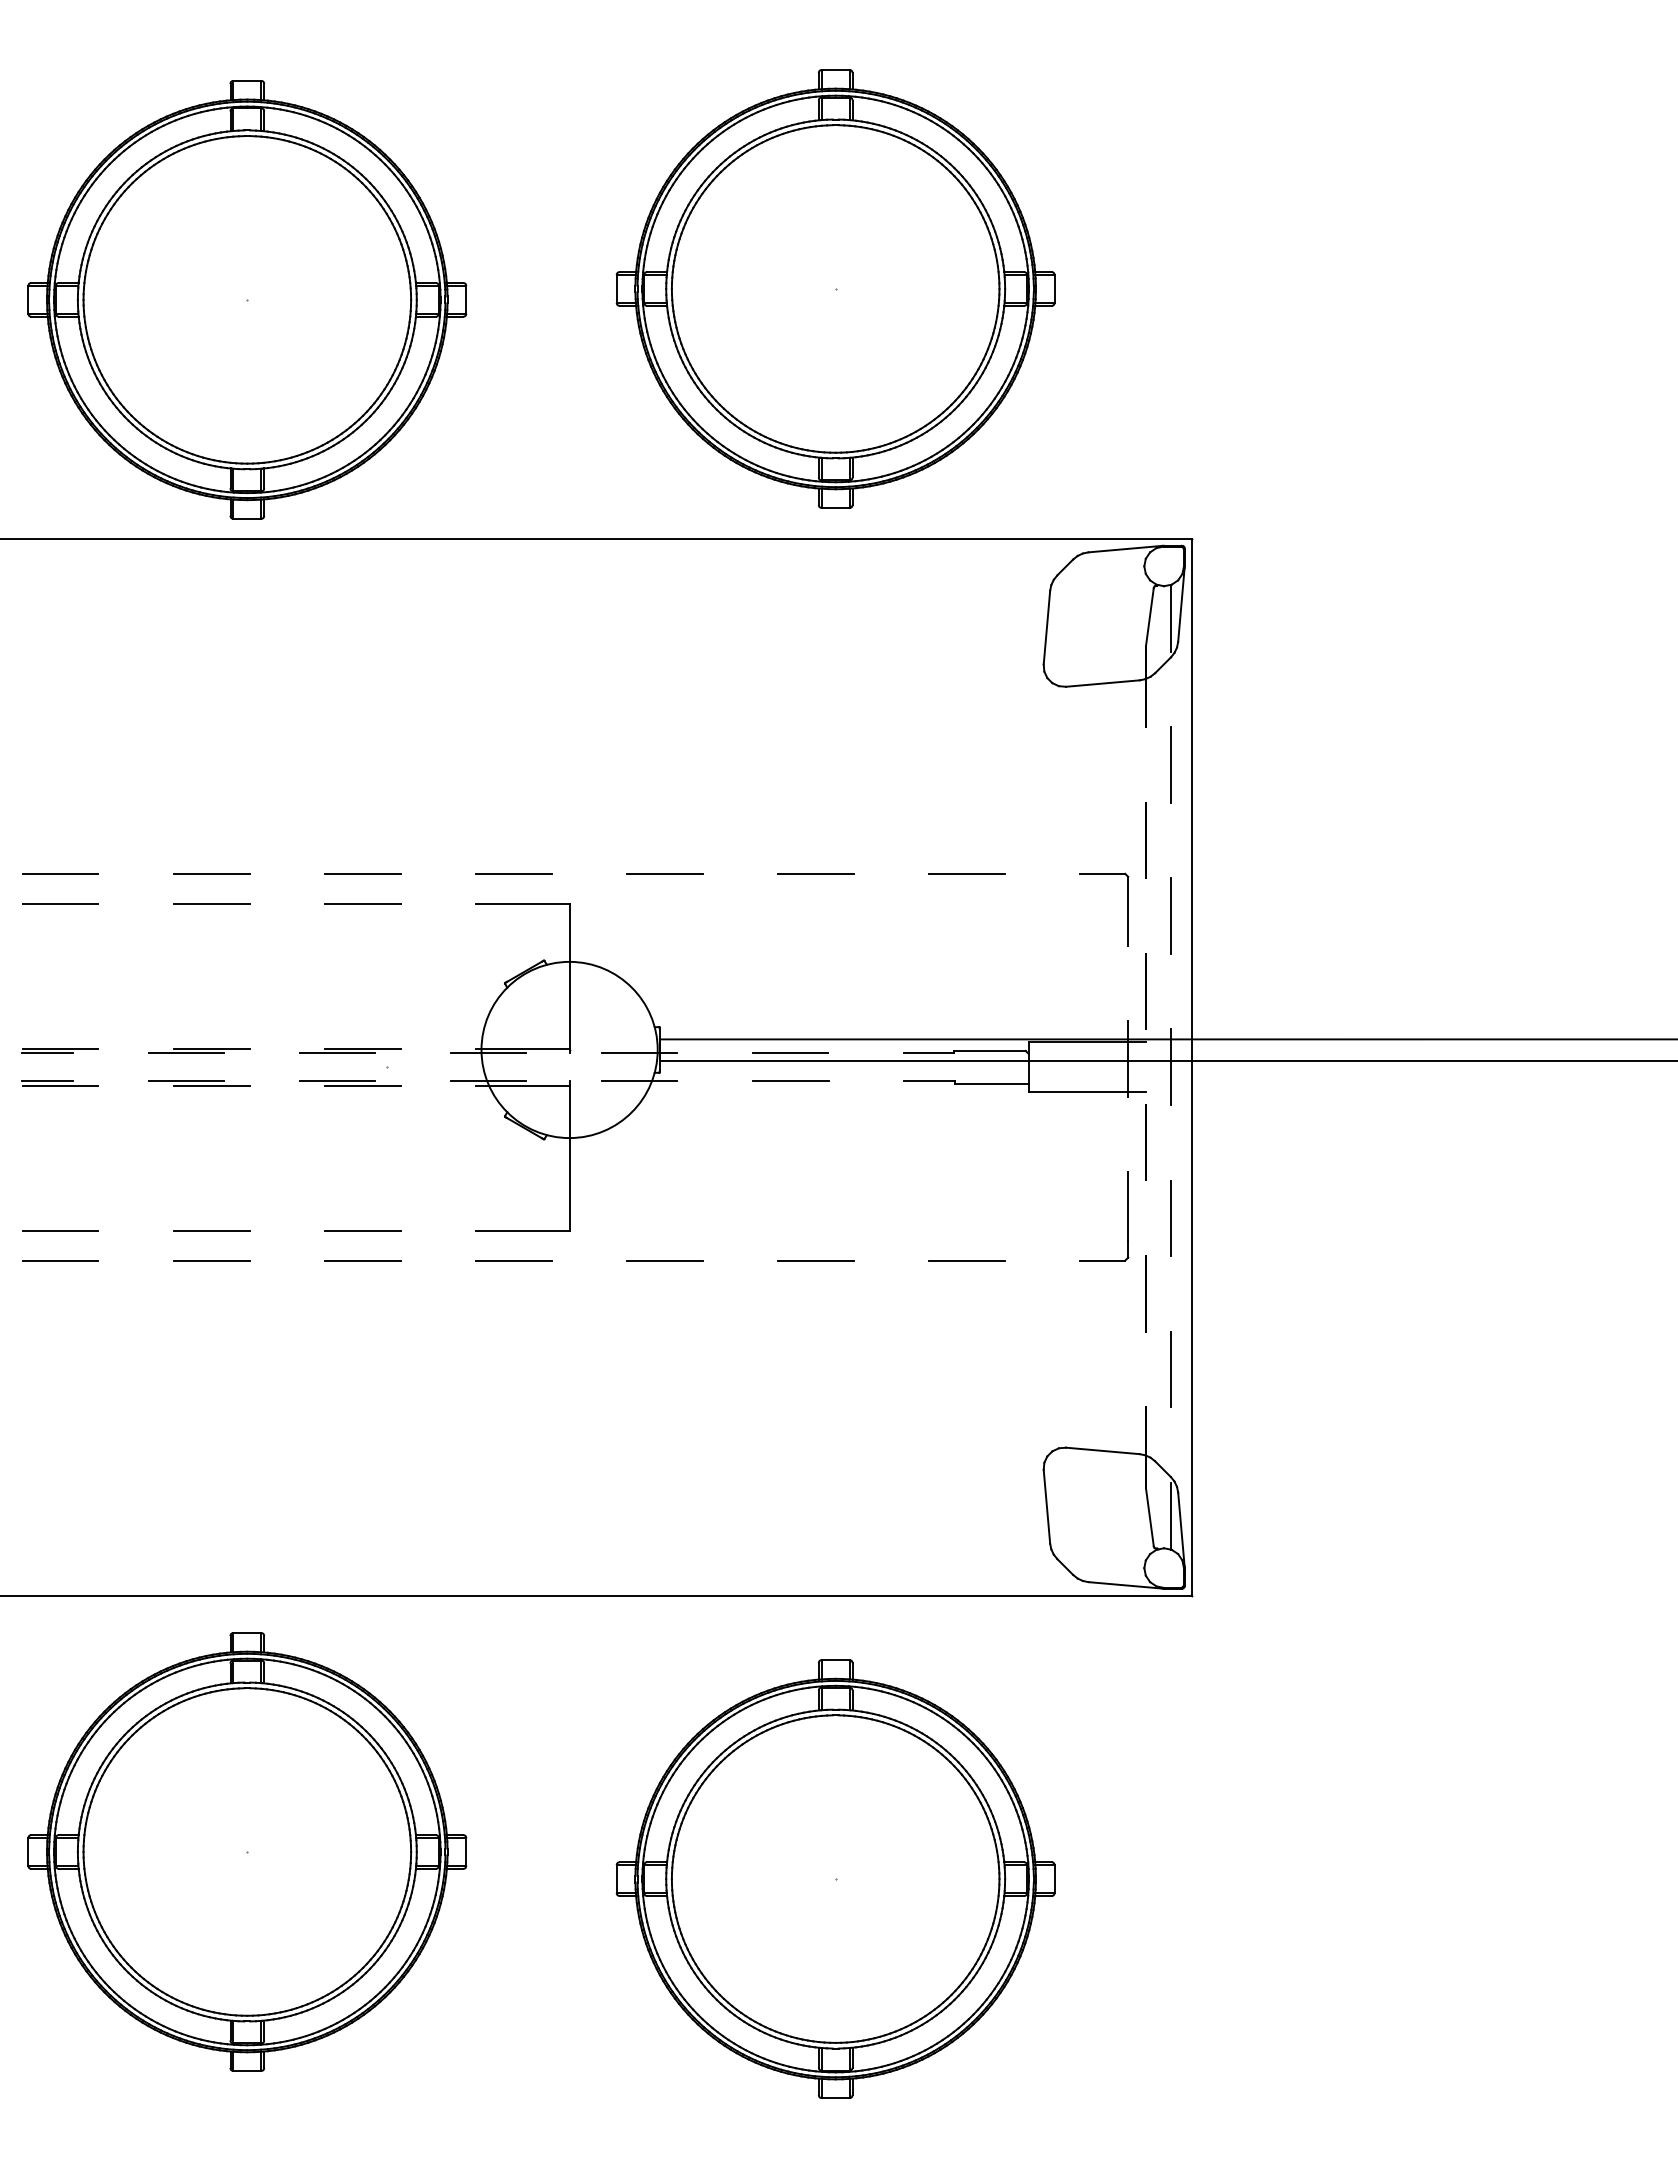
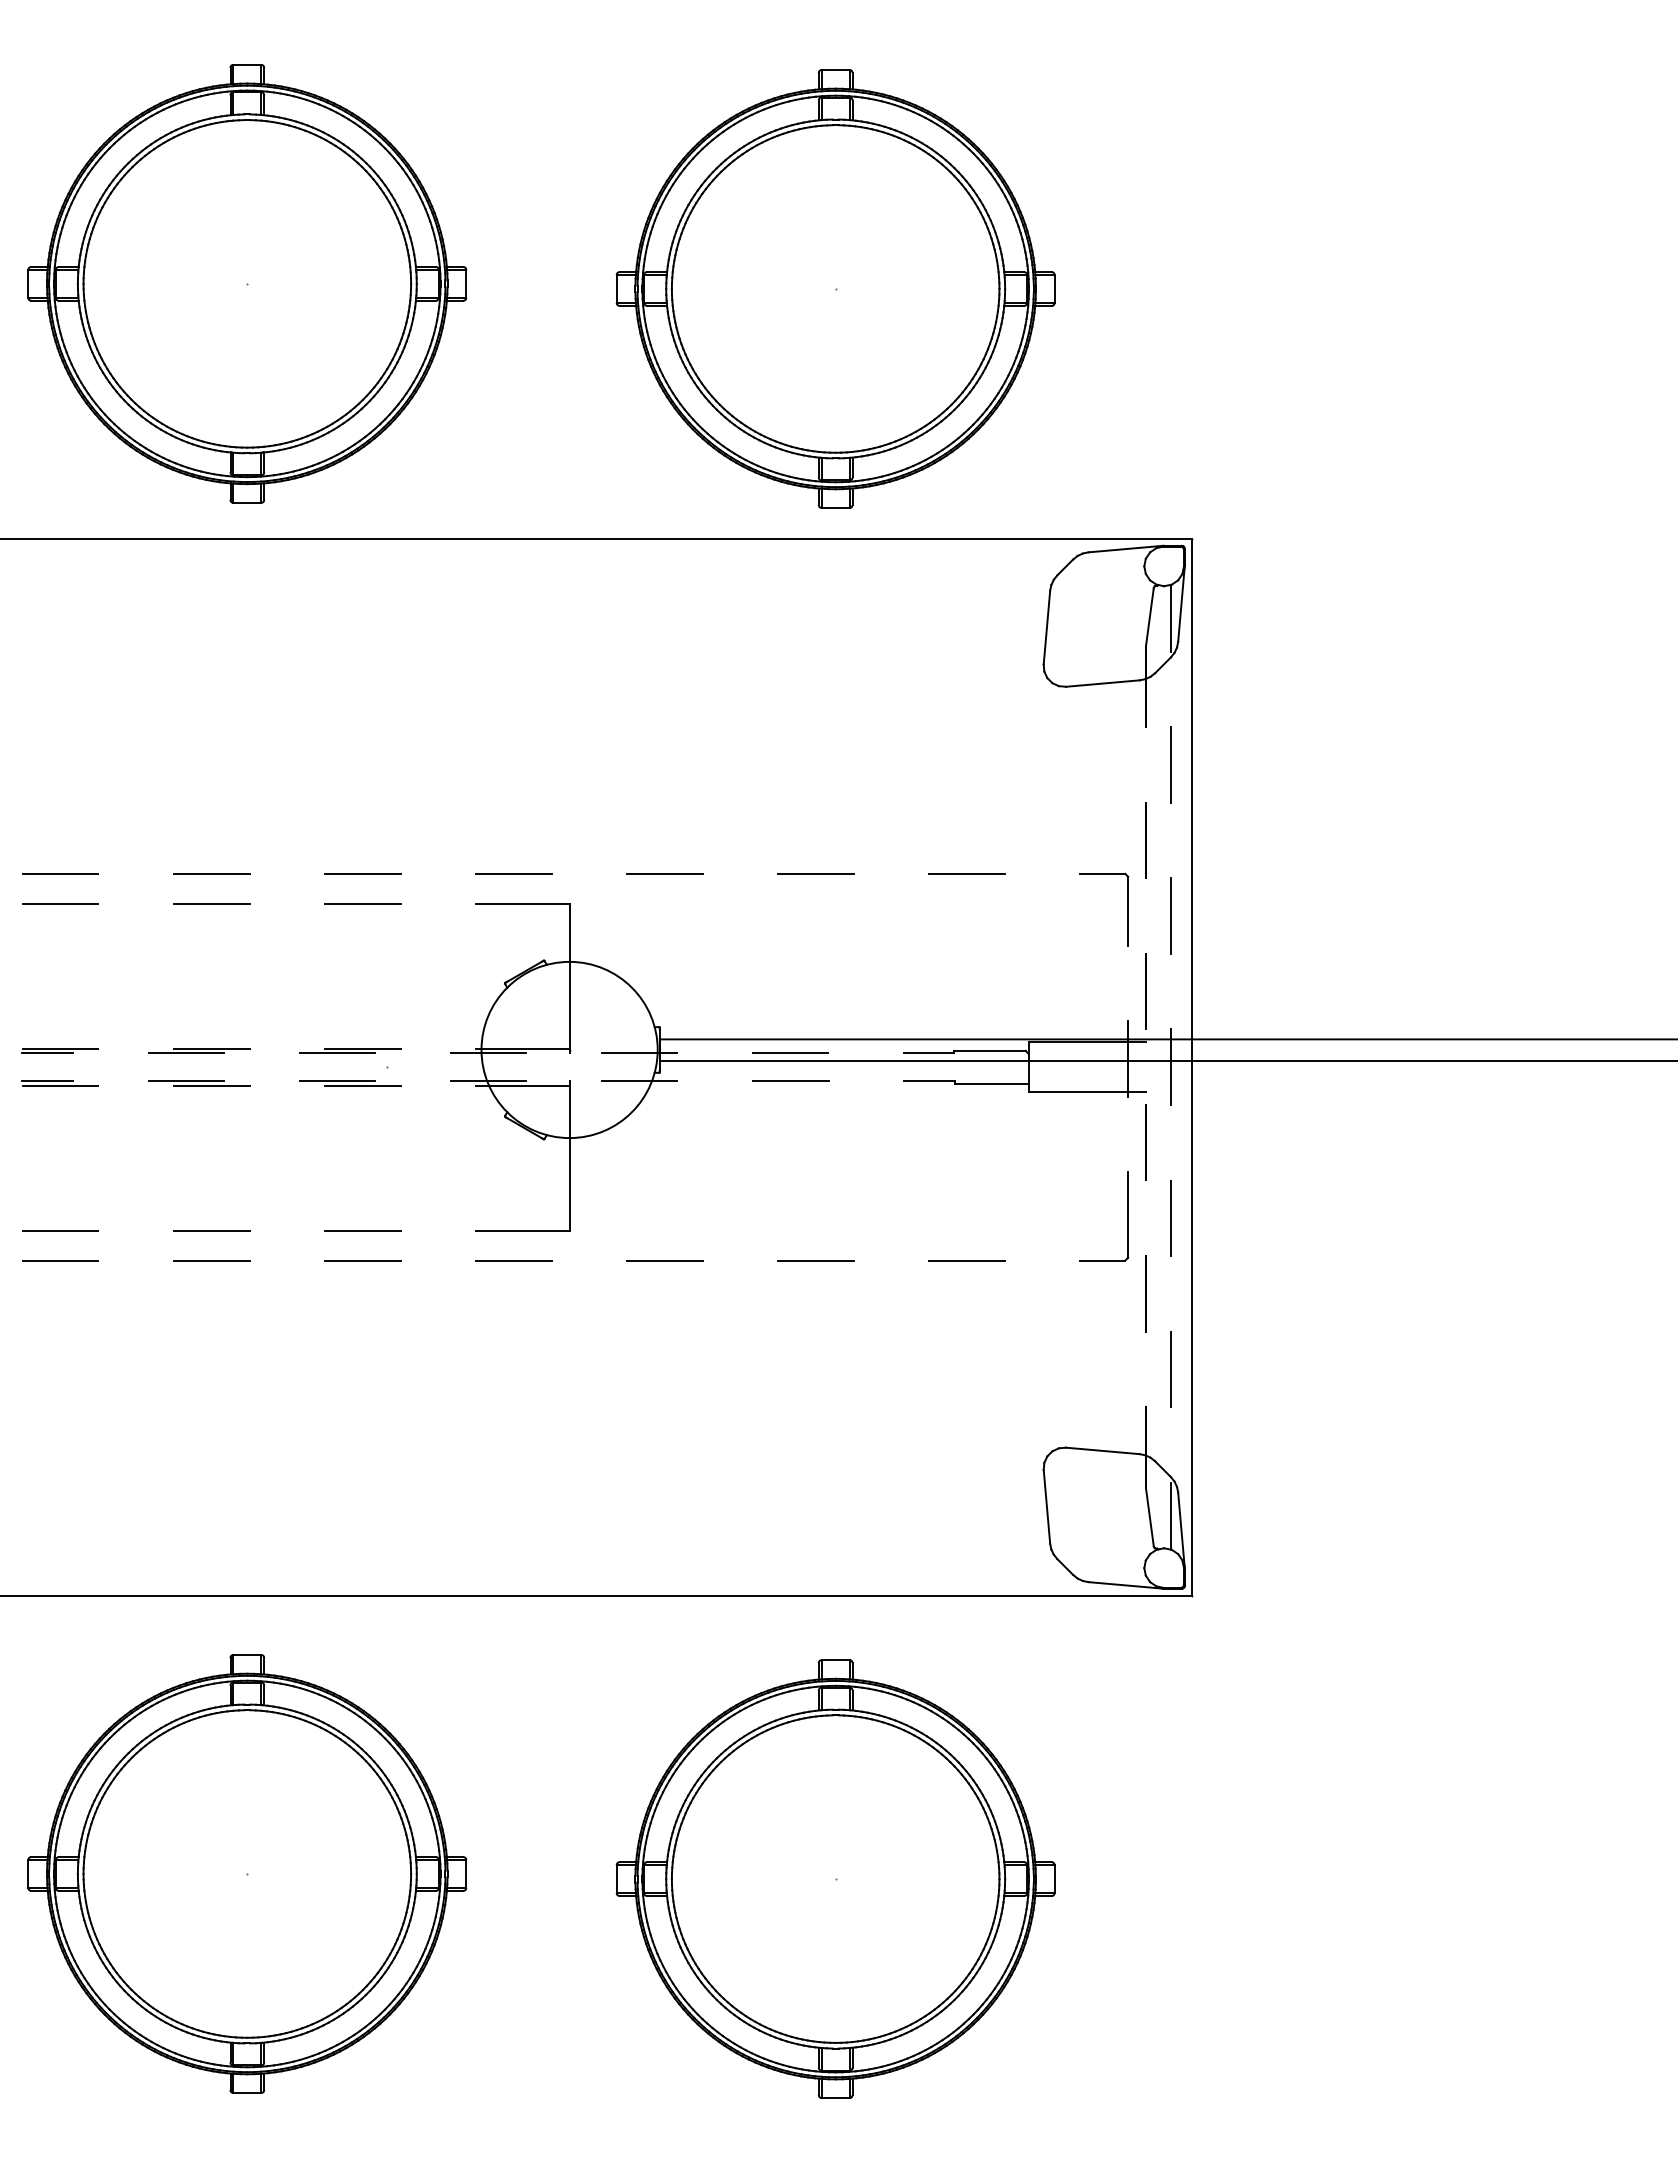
part position: (247, 299) -> (247, 283) (247, 283)
part position: (247, 1851) -> (247, 1873) (247, 1873)
